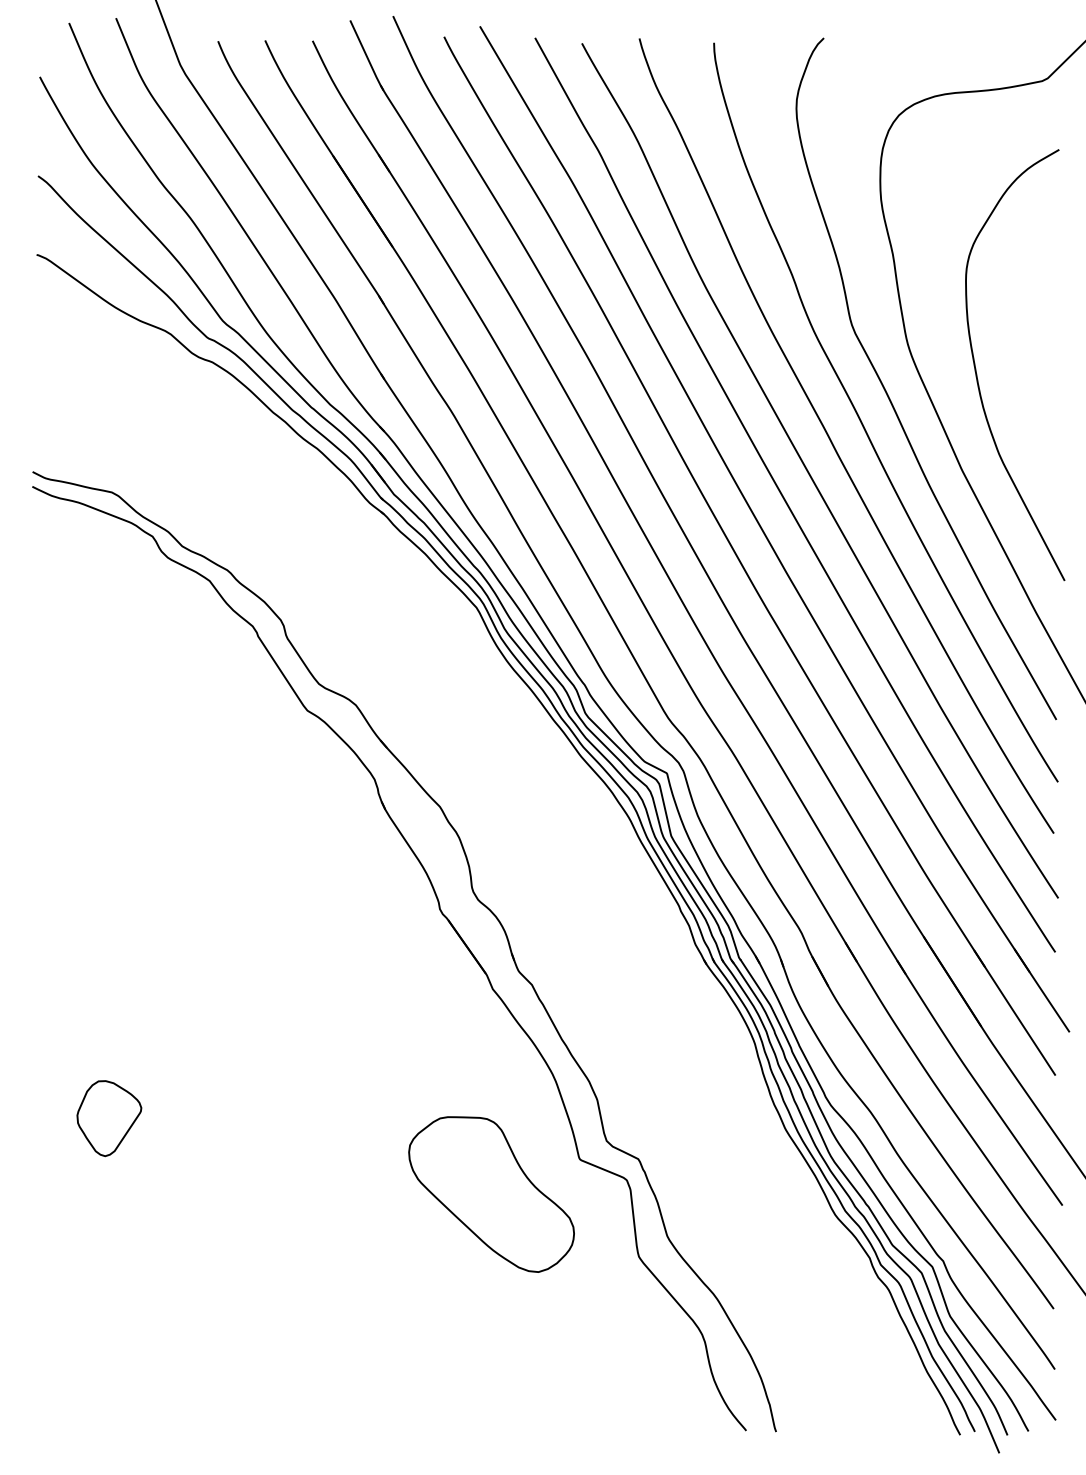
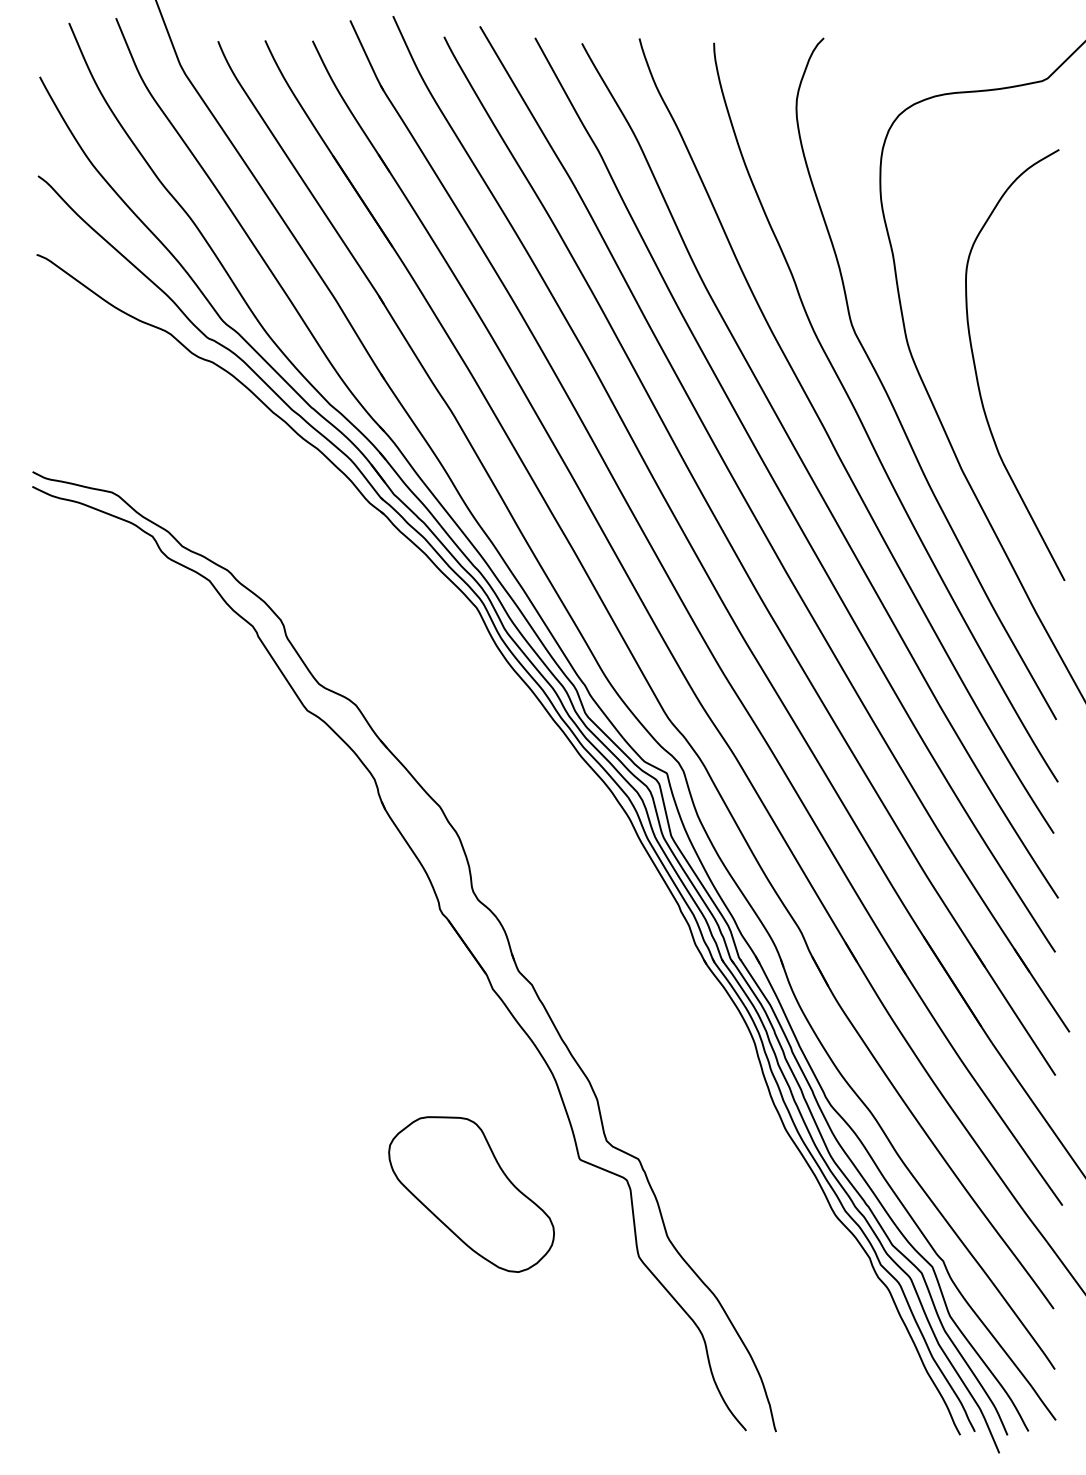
part: present -> none (109, 1118)
part position: (491, 1194) -> (471, 1194) (471, 1194)
